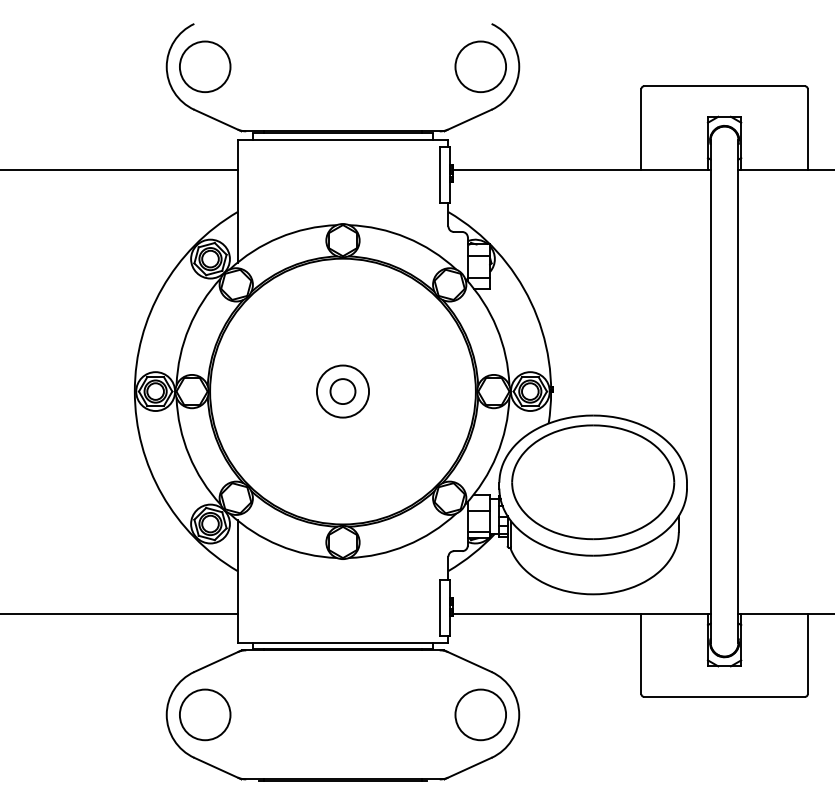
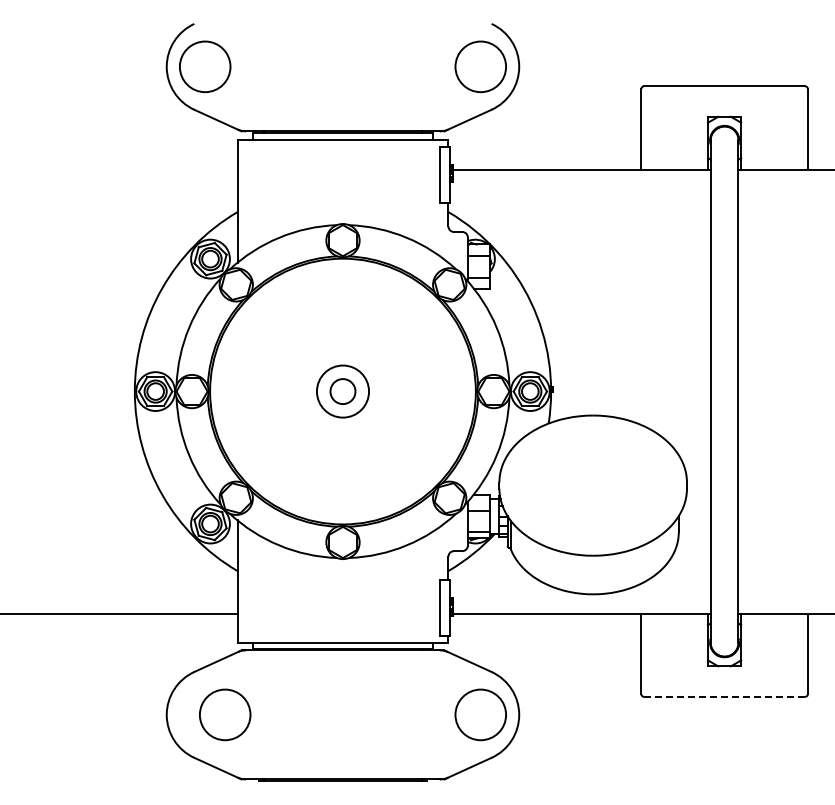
line: present -> none (119, 169)
part: present -> none (593, 482)
line: solid -> dashed (725, 696)
circle position: (205, 714) -> (225, 714) (225, 714)
